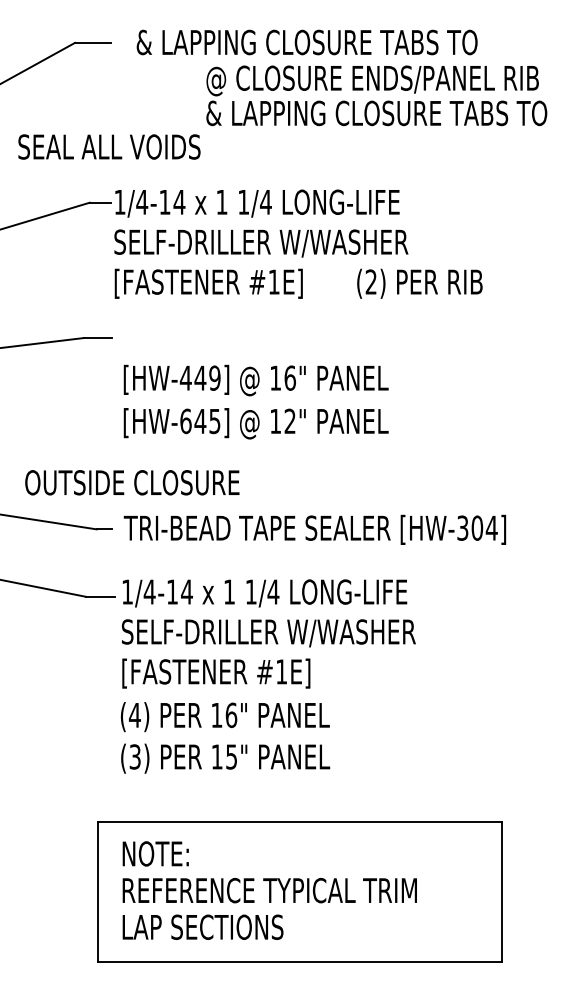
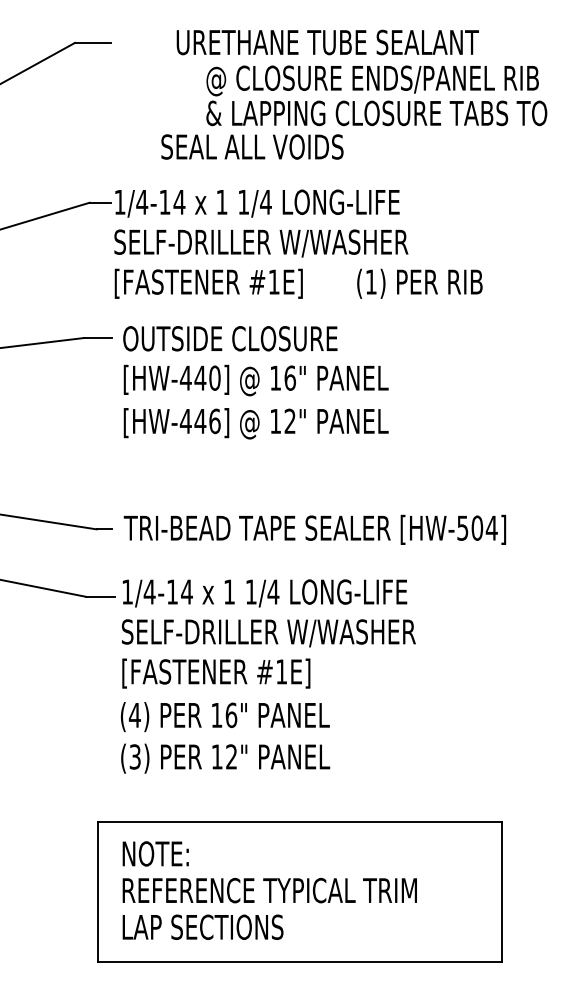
text: & LAPPING CLOSURE TABS TO -> URETHANE TUBE SEALANT (307, 42)
text position: (109, 146) -> (252, 146) (252, 146)
text: (2) -> (1) (370, 281)
text: [HW-449] -> [HW-440] (214, 377)
text: [HW-645] -> [HW-446] (199, 421)
text position: (132, 482) -> (230, 338) (230, 338)
text: [HW-304] -> [HW-504] (462, 527)
text: 15" -> 12" (231, 756)
